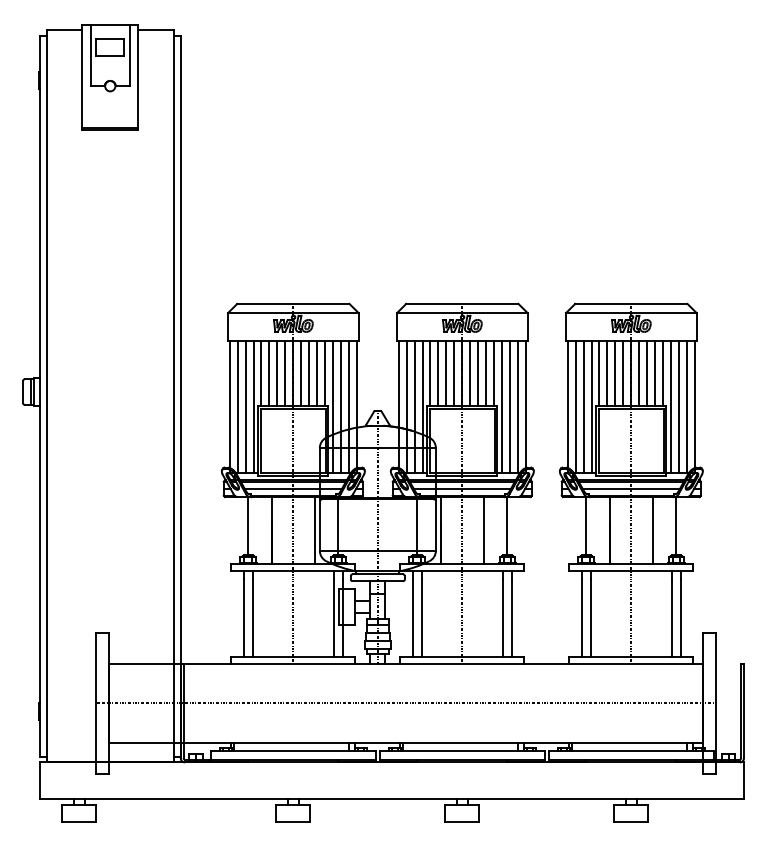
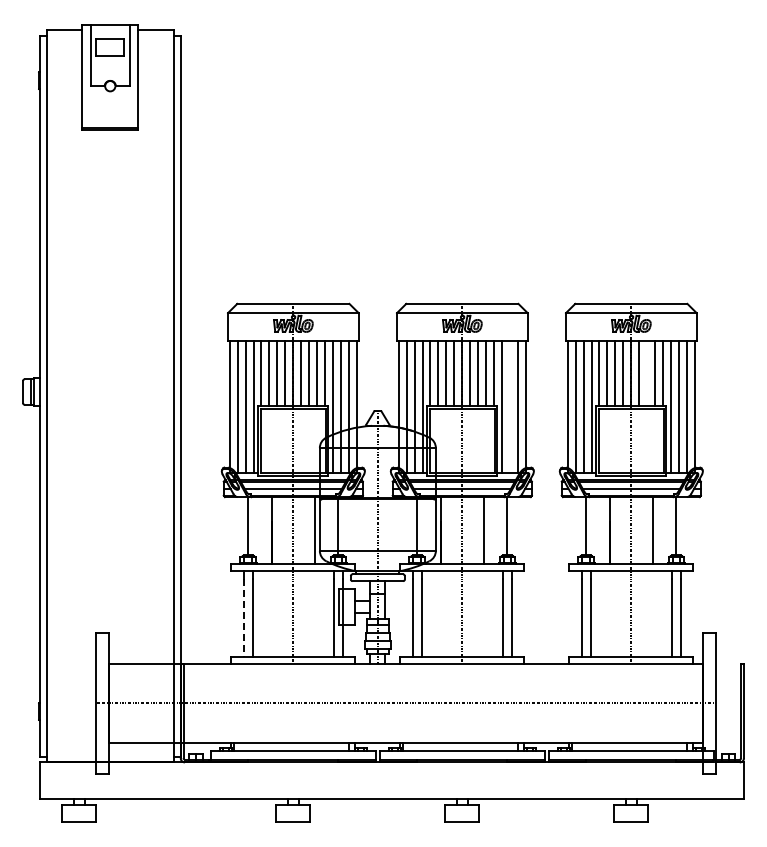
line: present -> none (647, 373)
line: present -> none (510, 406)
line: solid -> dashed (243, 618)
